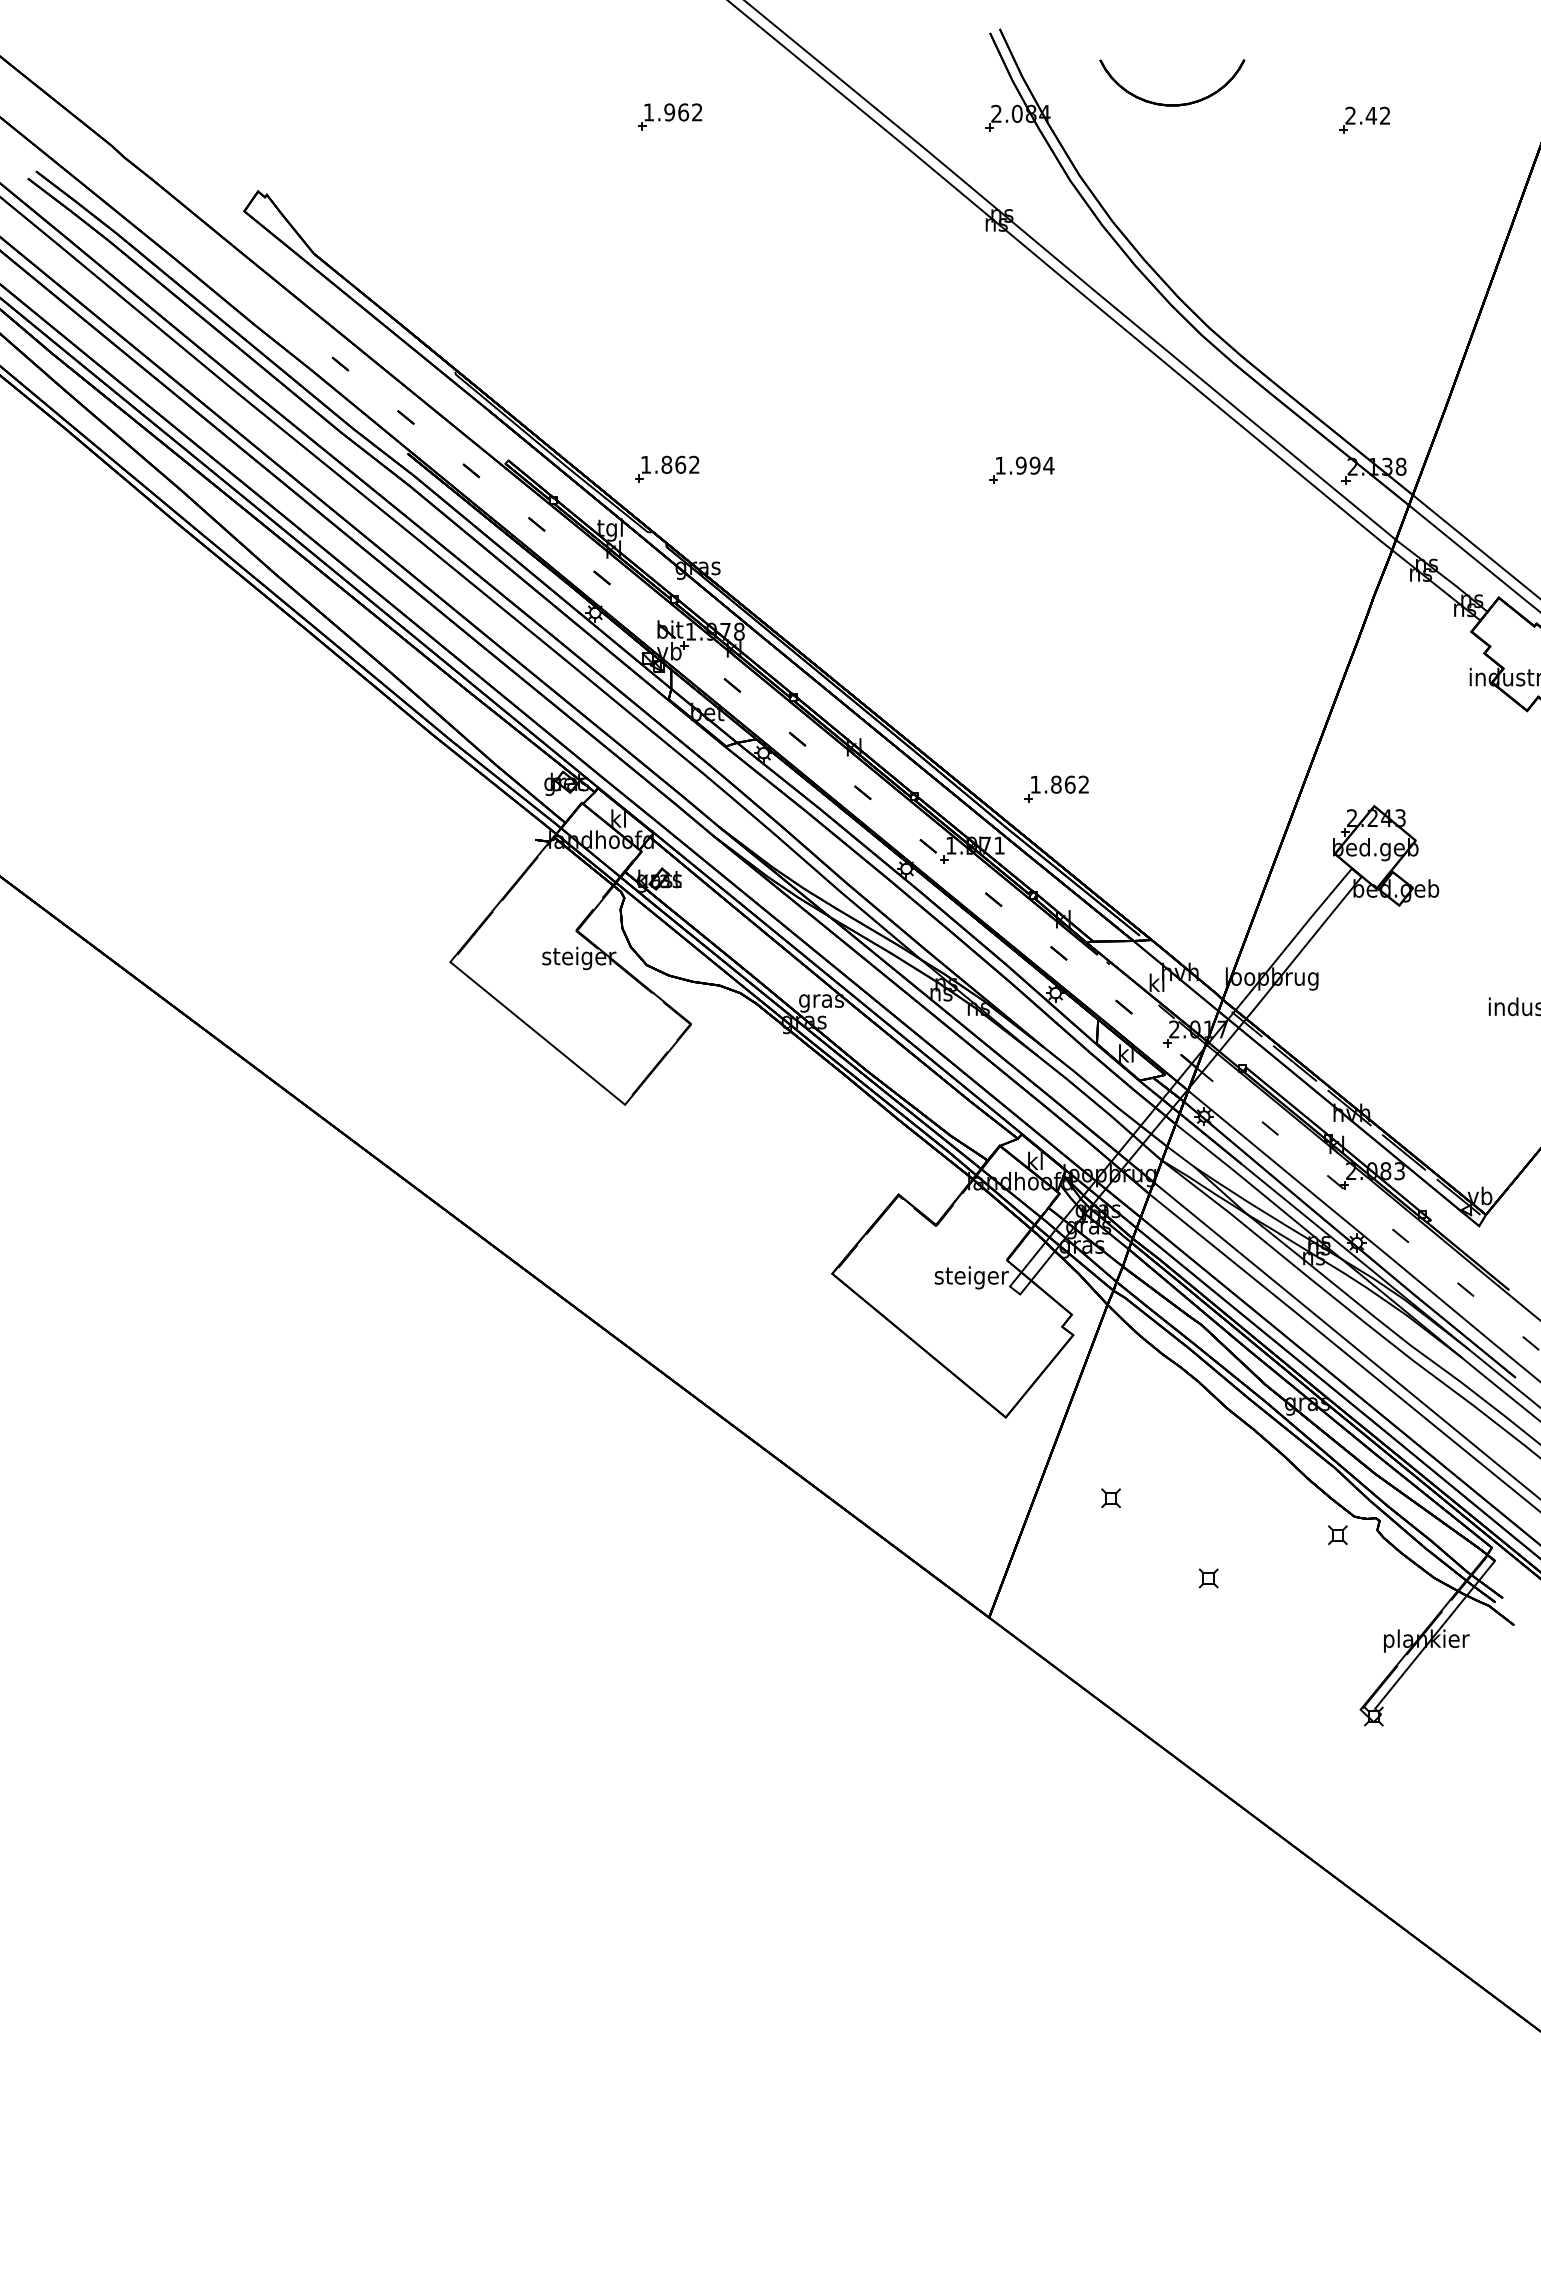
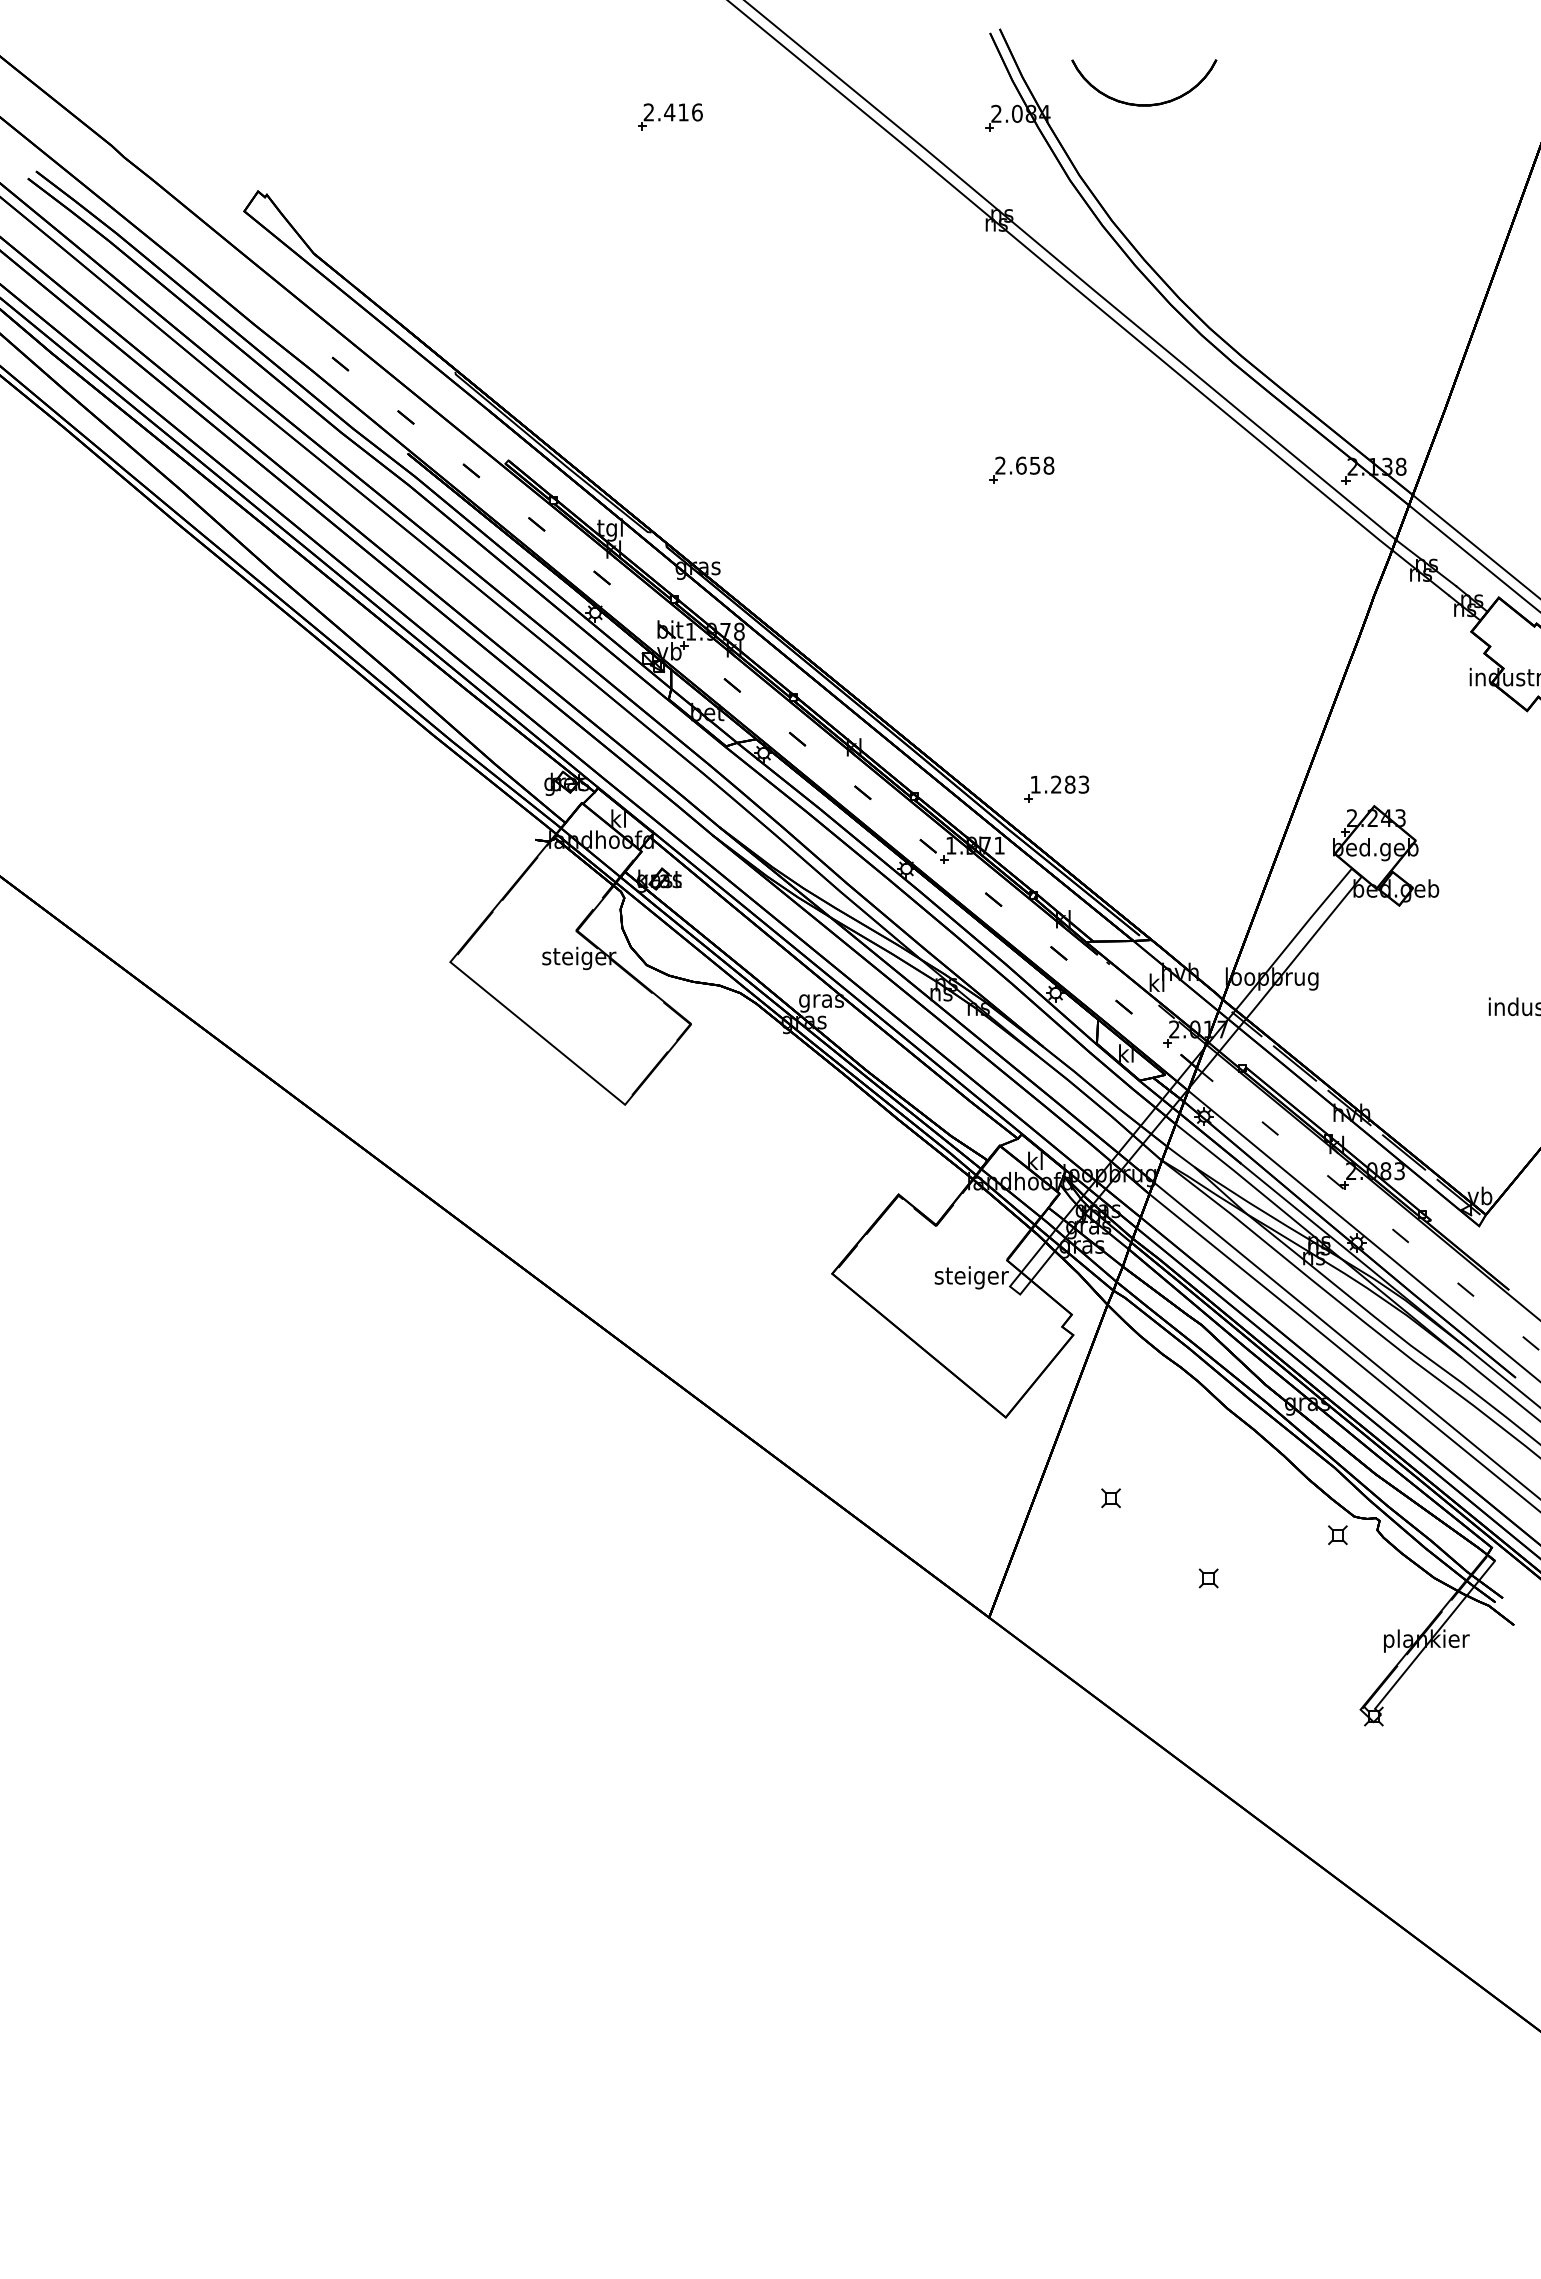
part position: (1172, 104) -> (1144, 104) (1144, 104)
text: 1.962 -> 2.416 (672, 112)
part: present -> none (1364, 119)
text: 1.994 -> 2.658 (1024, 465)
part: present -> none (667, 468)
text: 1.862 -> 1.283 (1070, 784)
